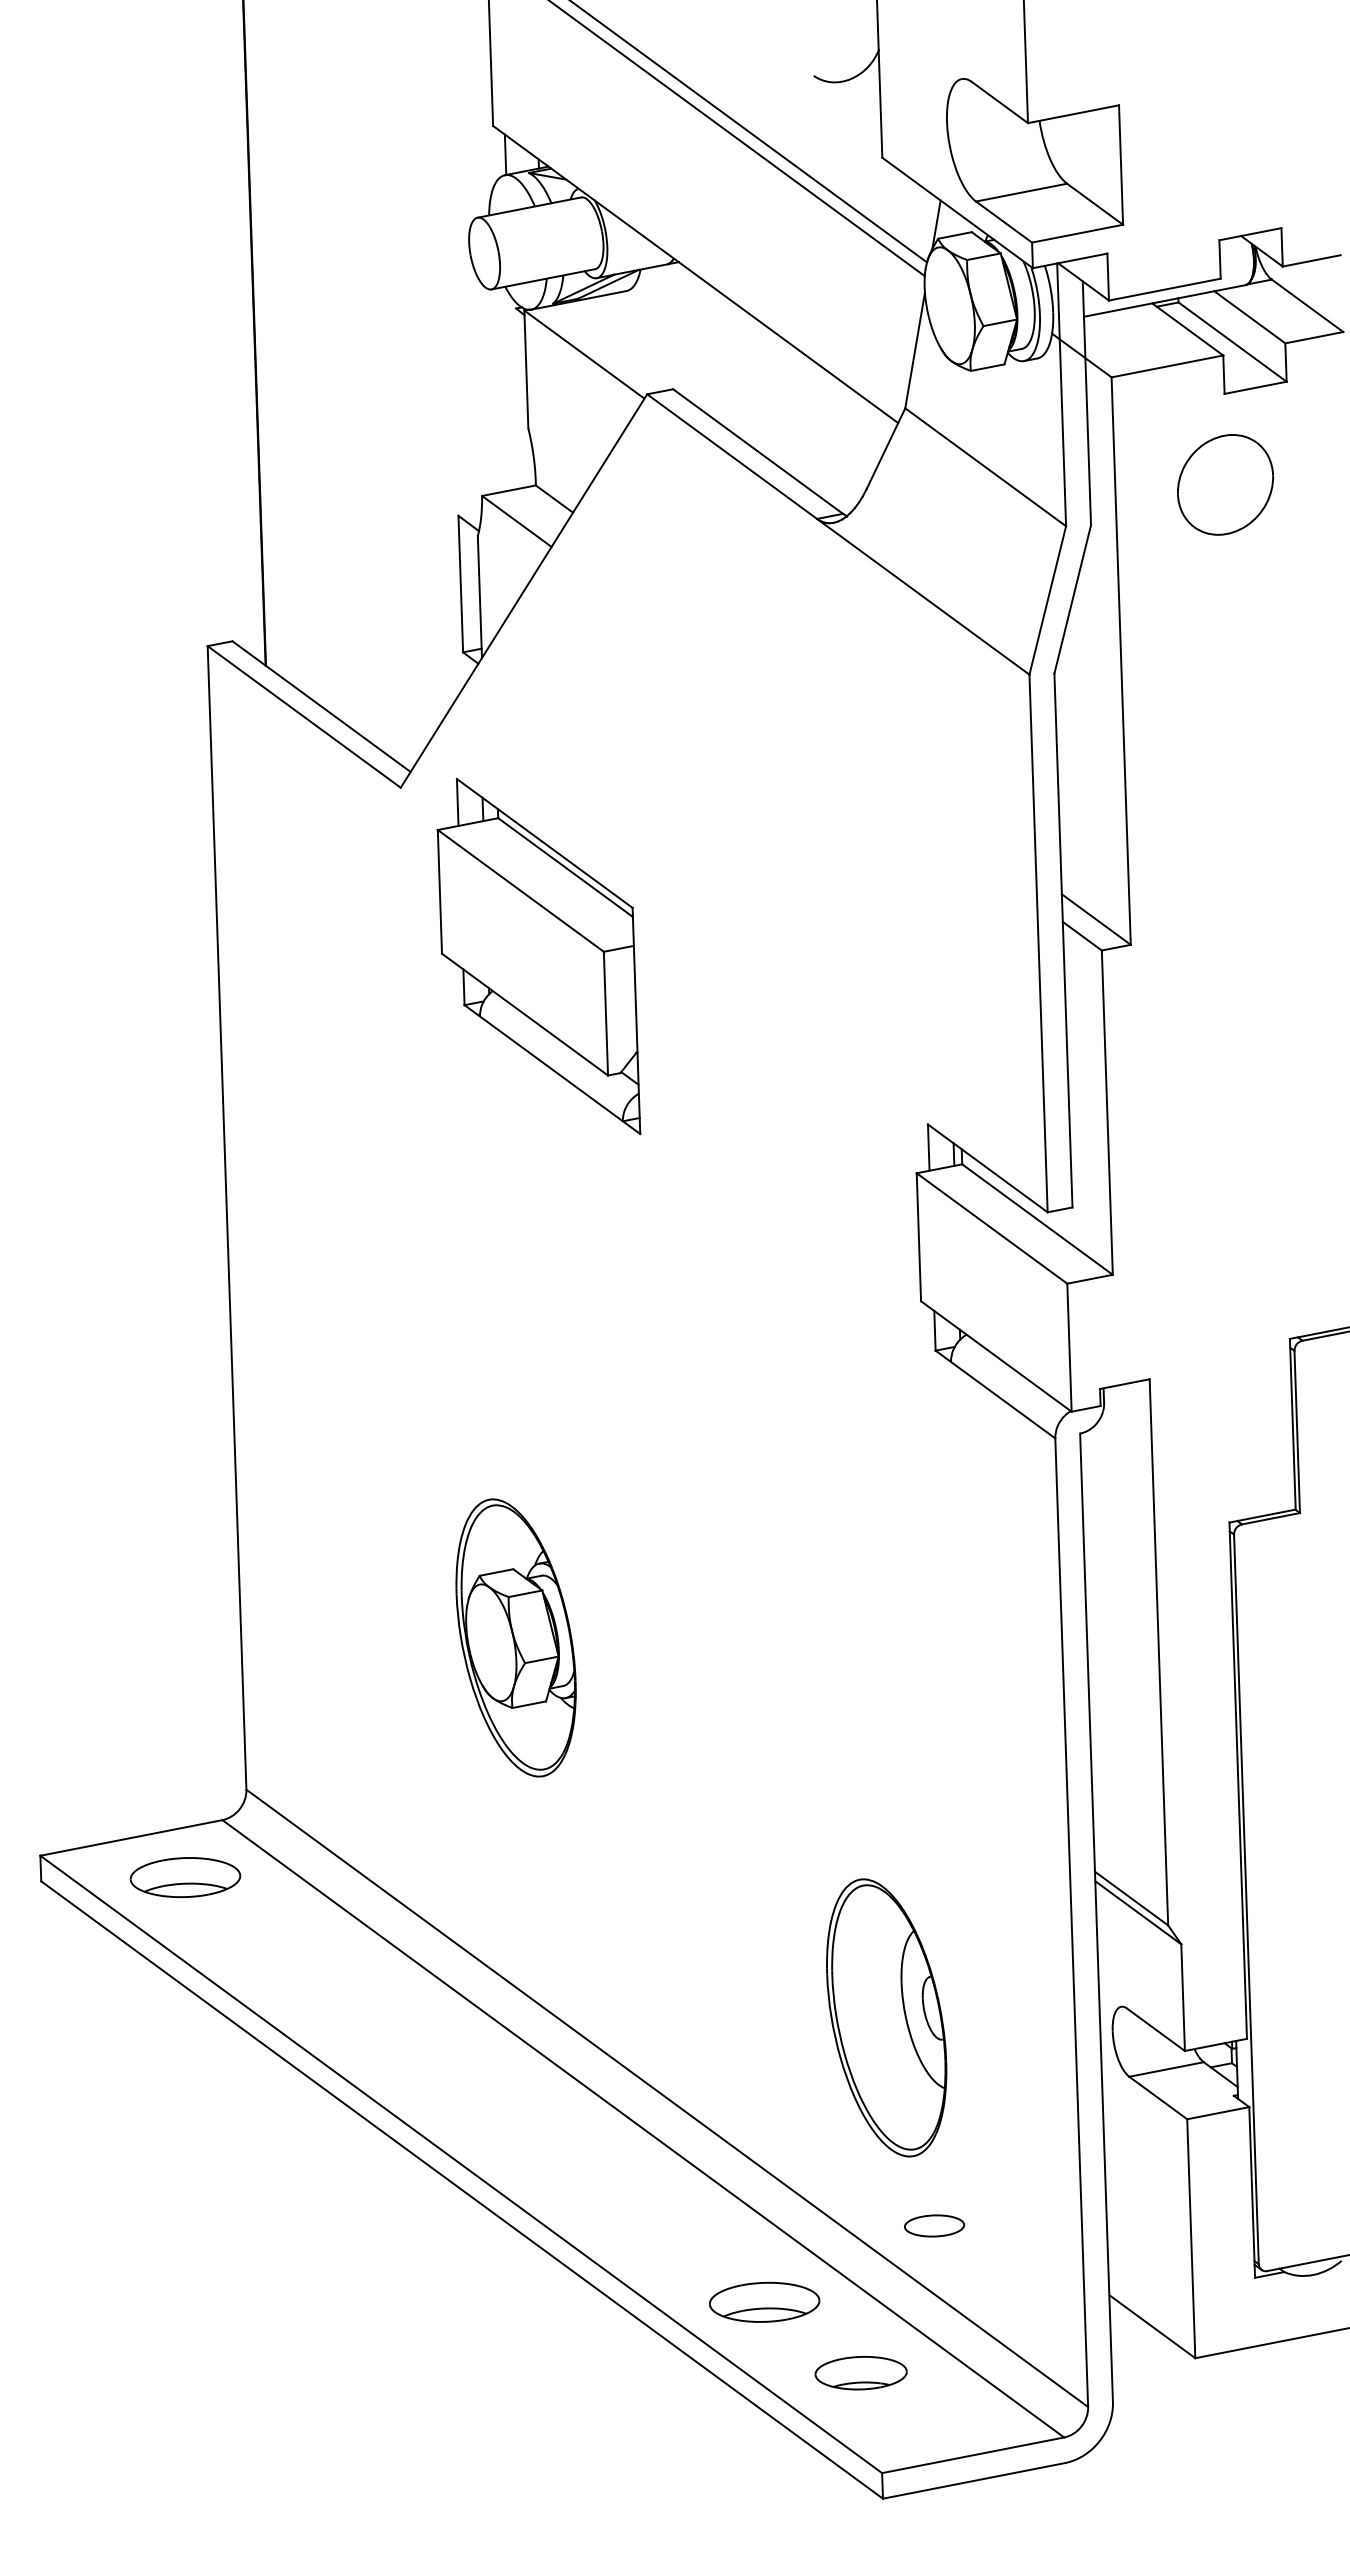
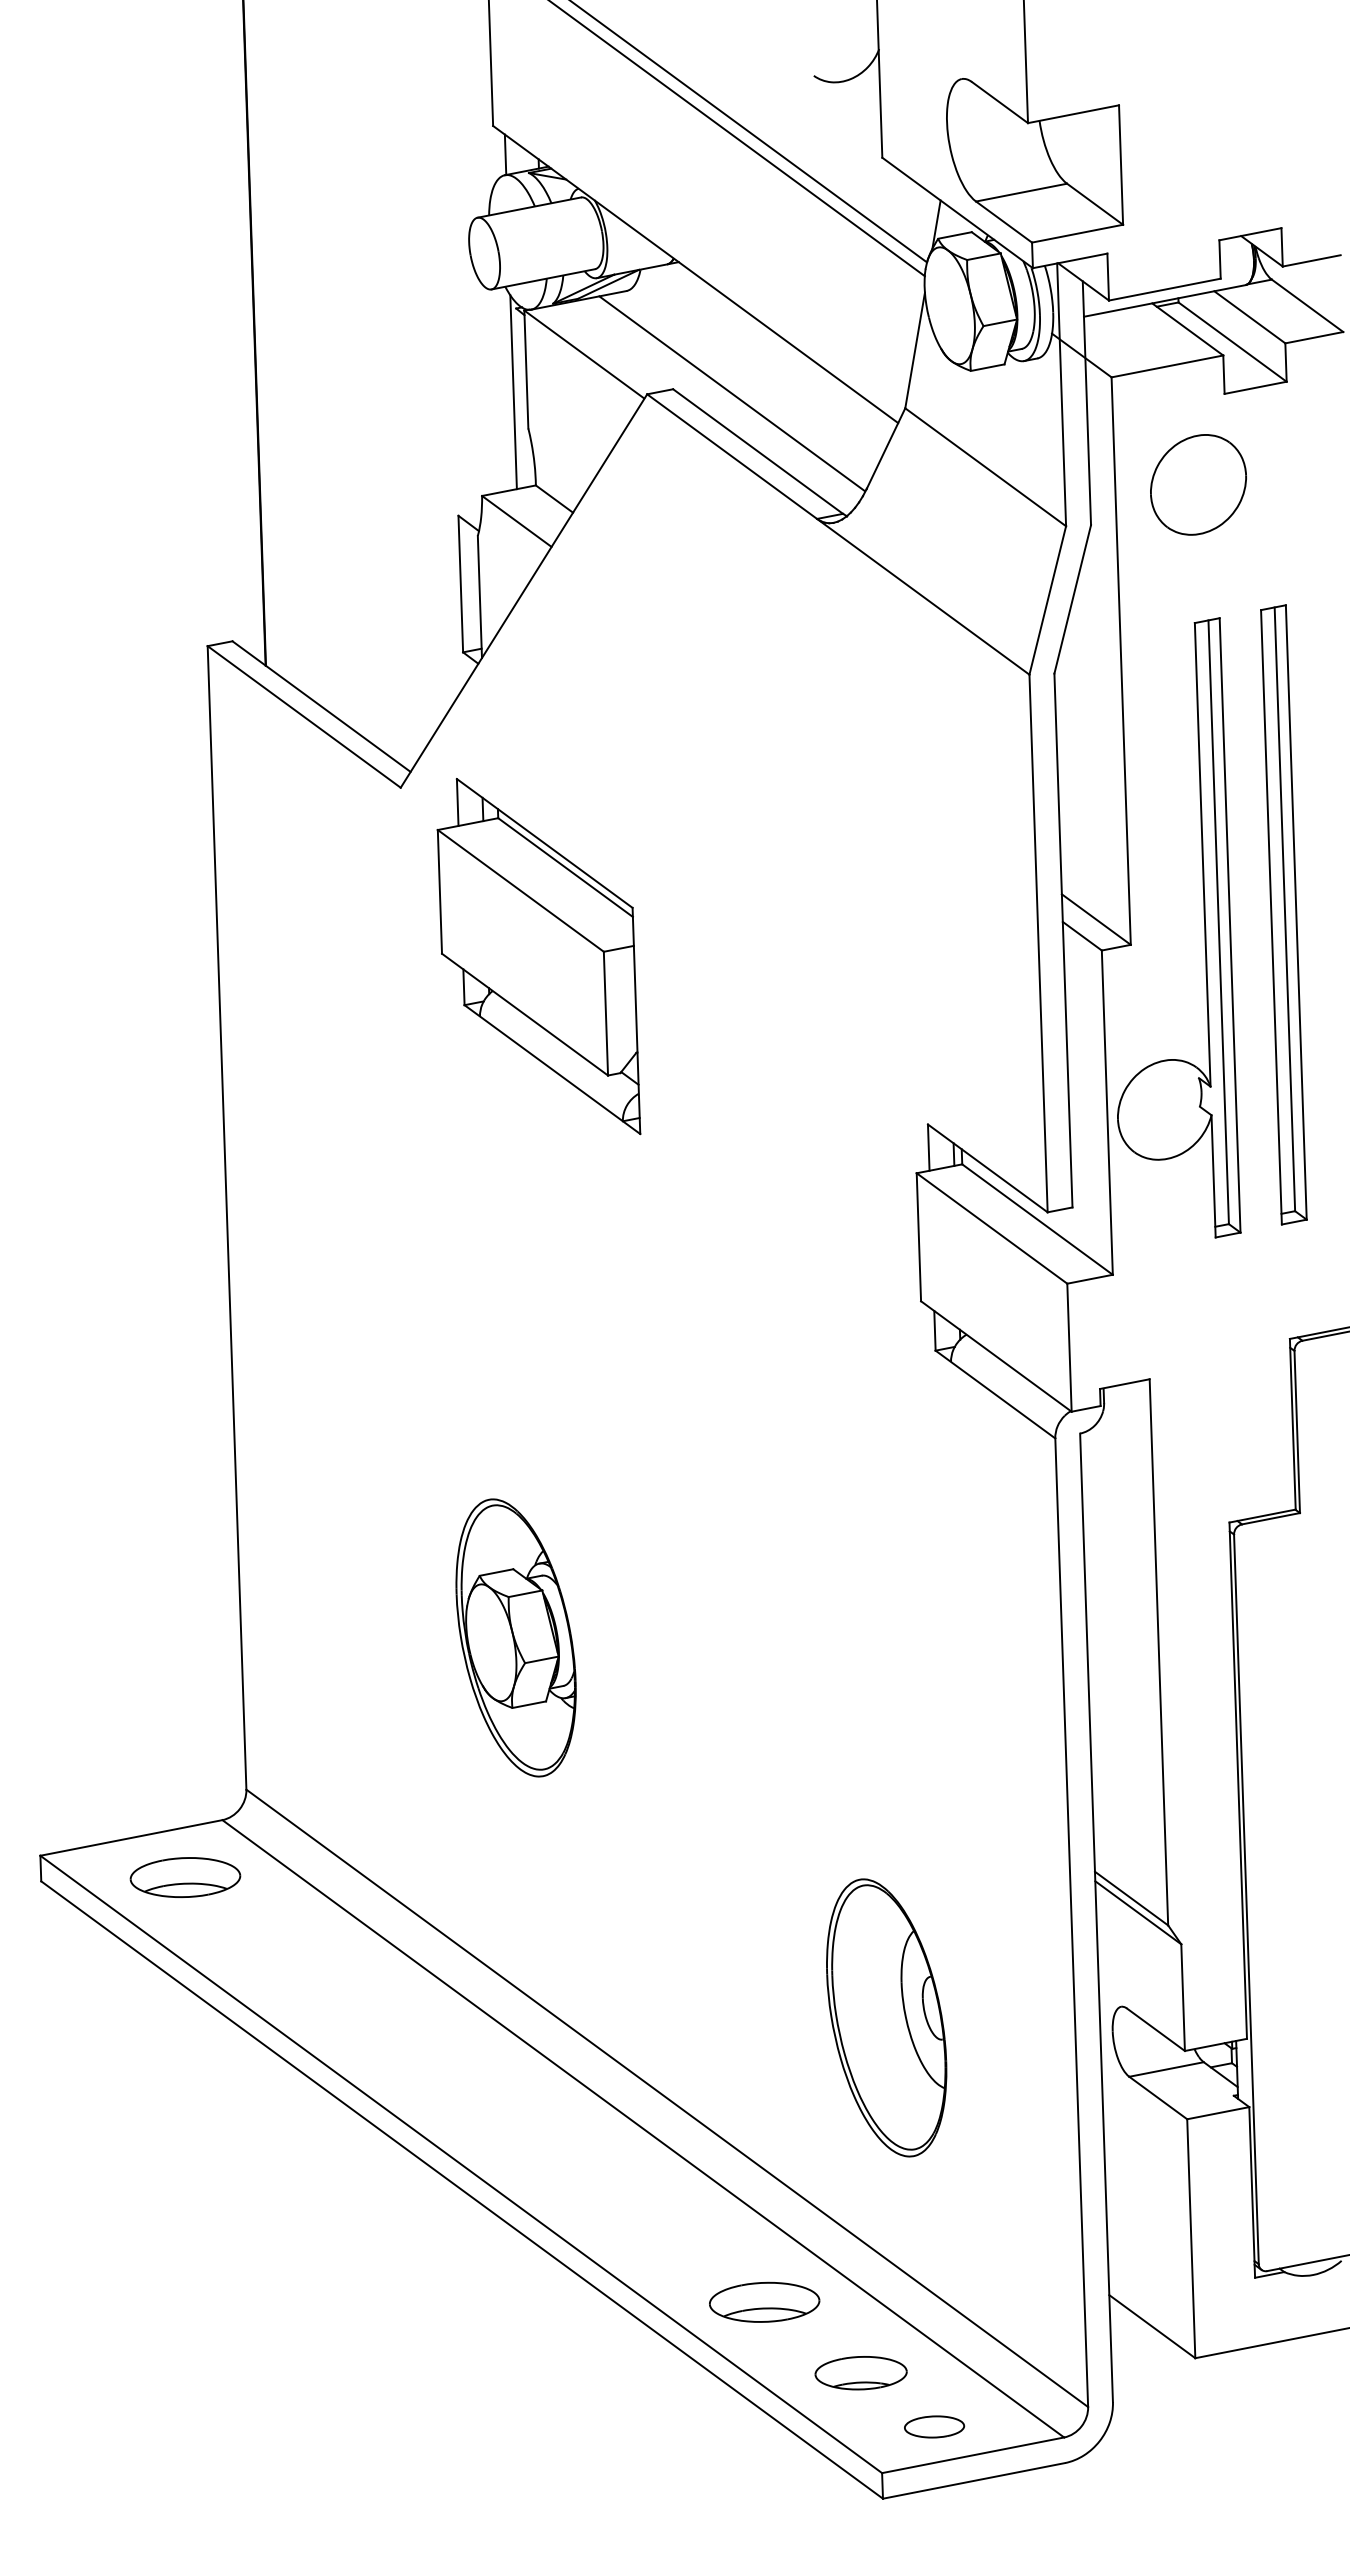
line: none -> present (513, 392)
line: none -> present (731, 393)
part position: (1225, 484) -> (1198, 484) (1198, 484)
part: none -> present (1283, 914)
part: none -> present (1204, 927)
part position: (934, 2225) -> (934, 2426) (934, 2426)
